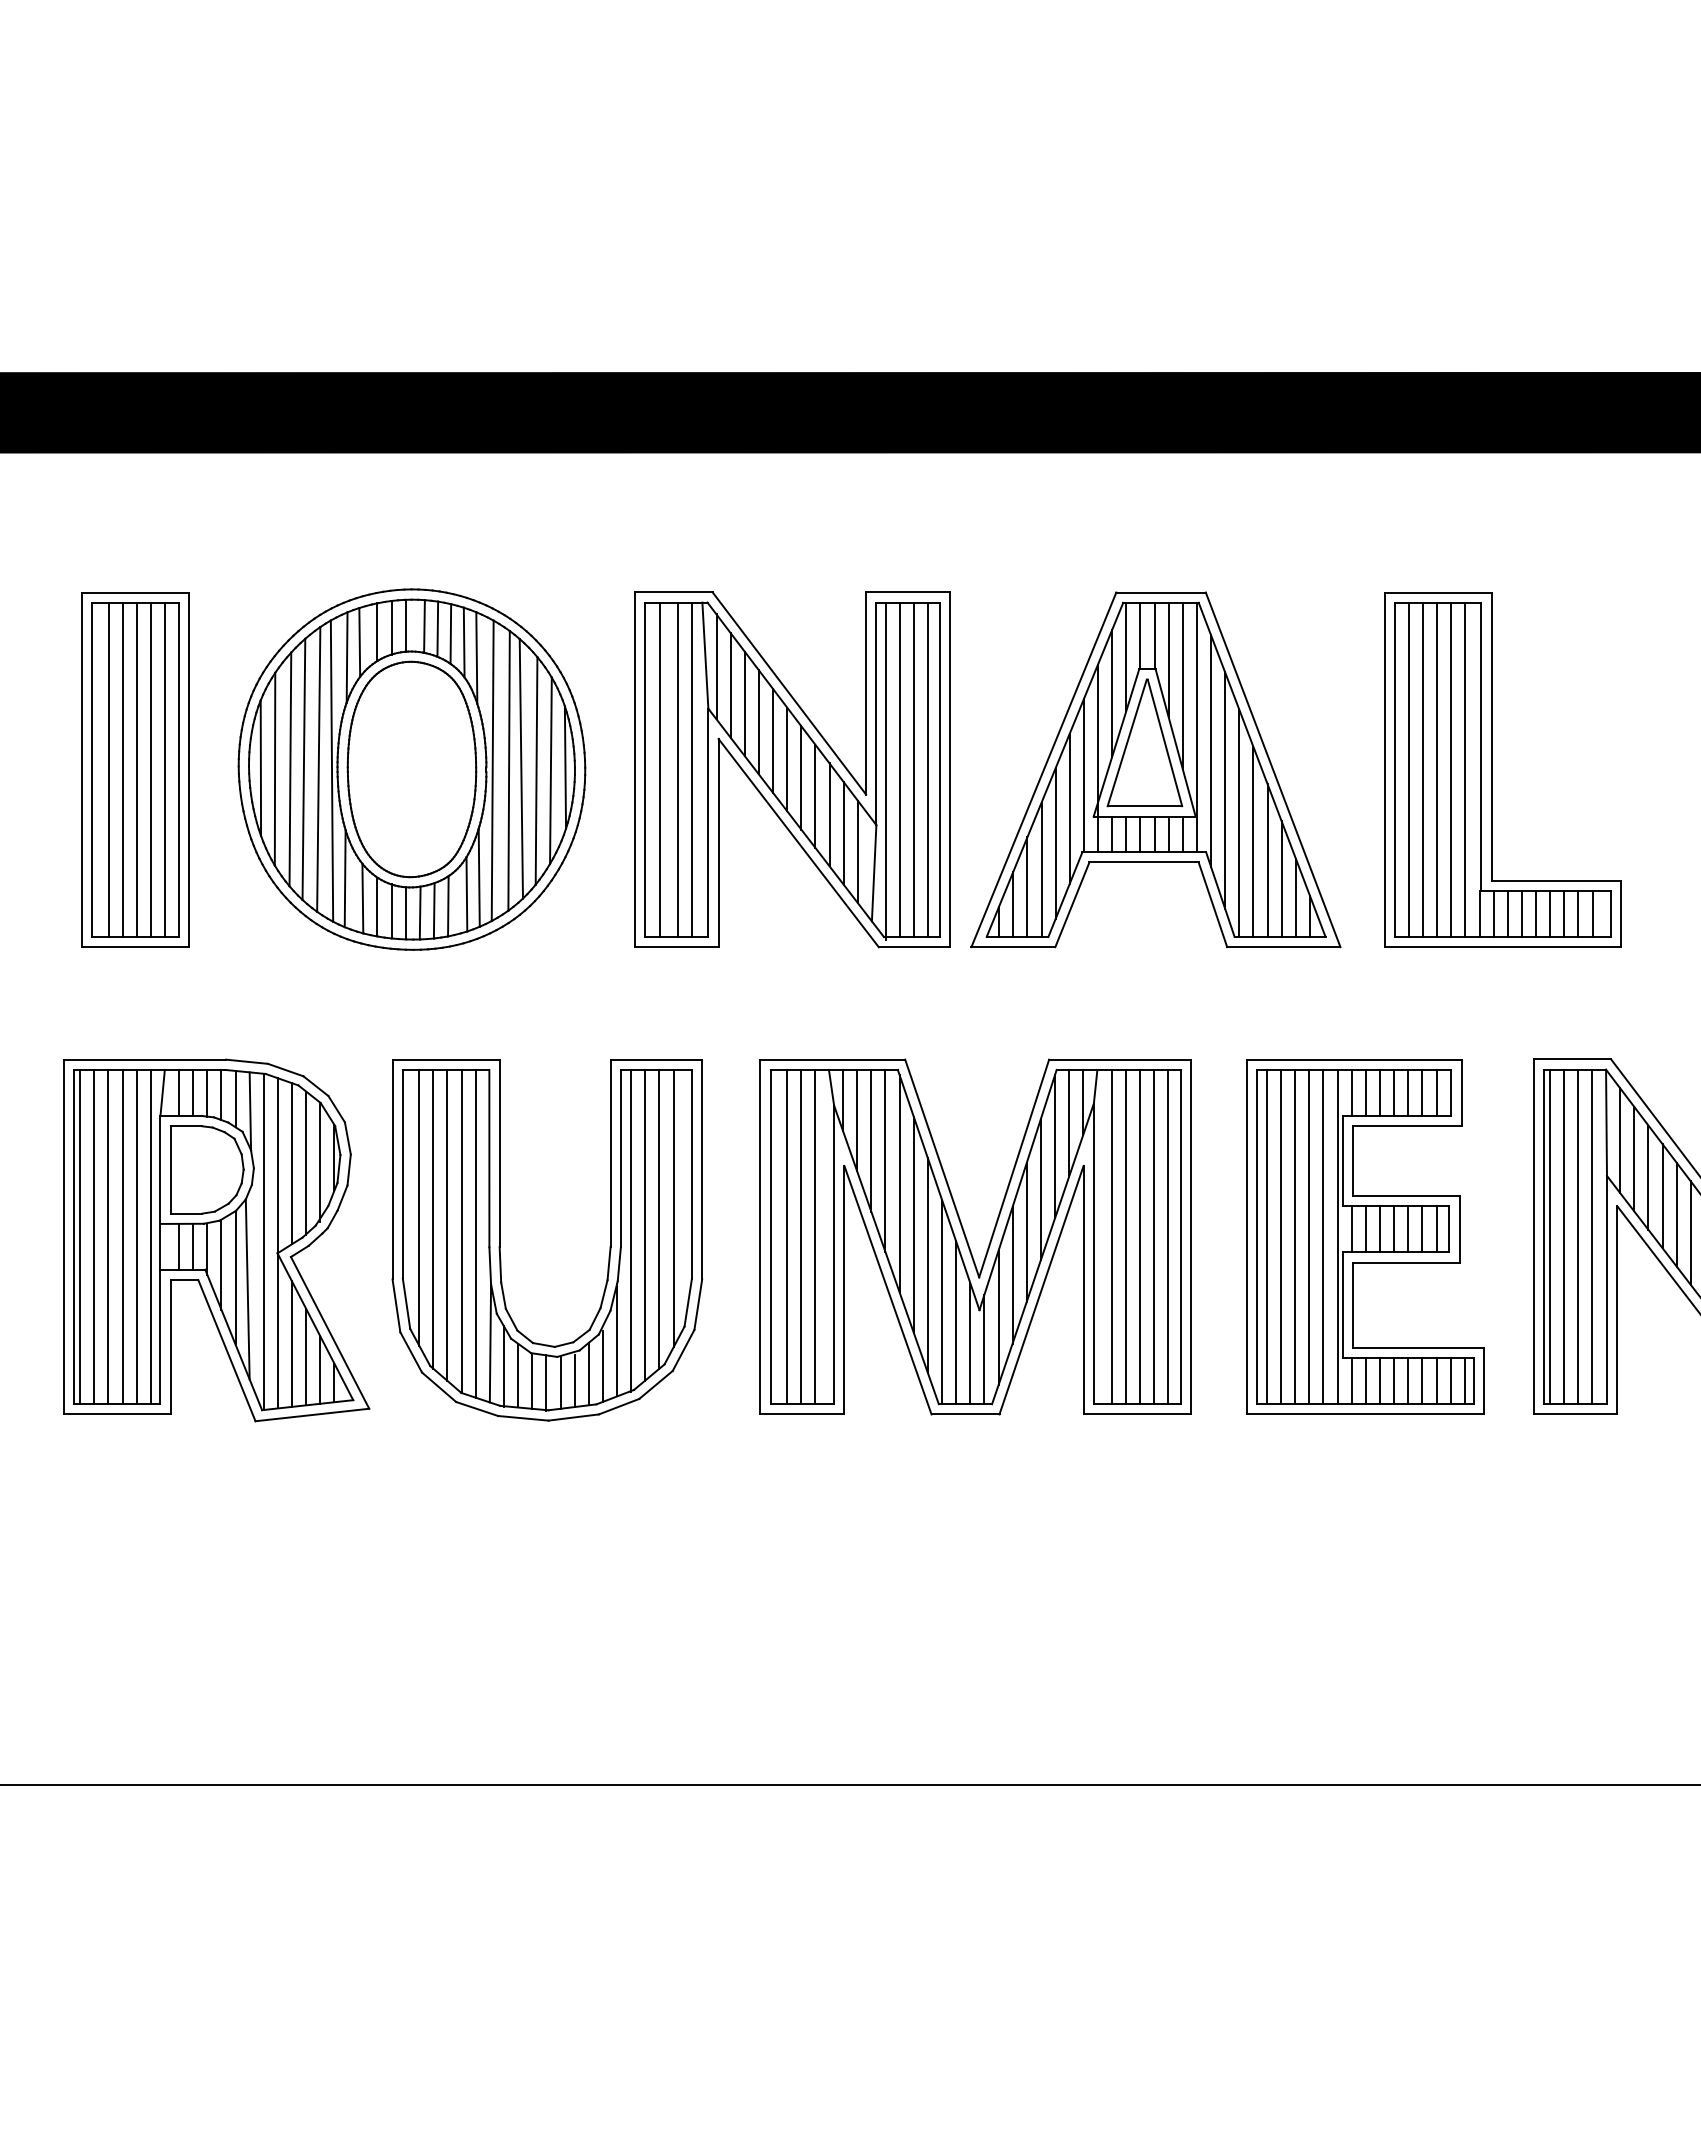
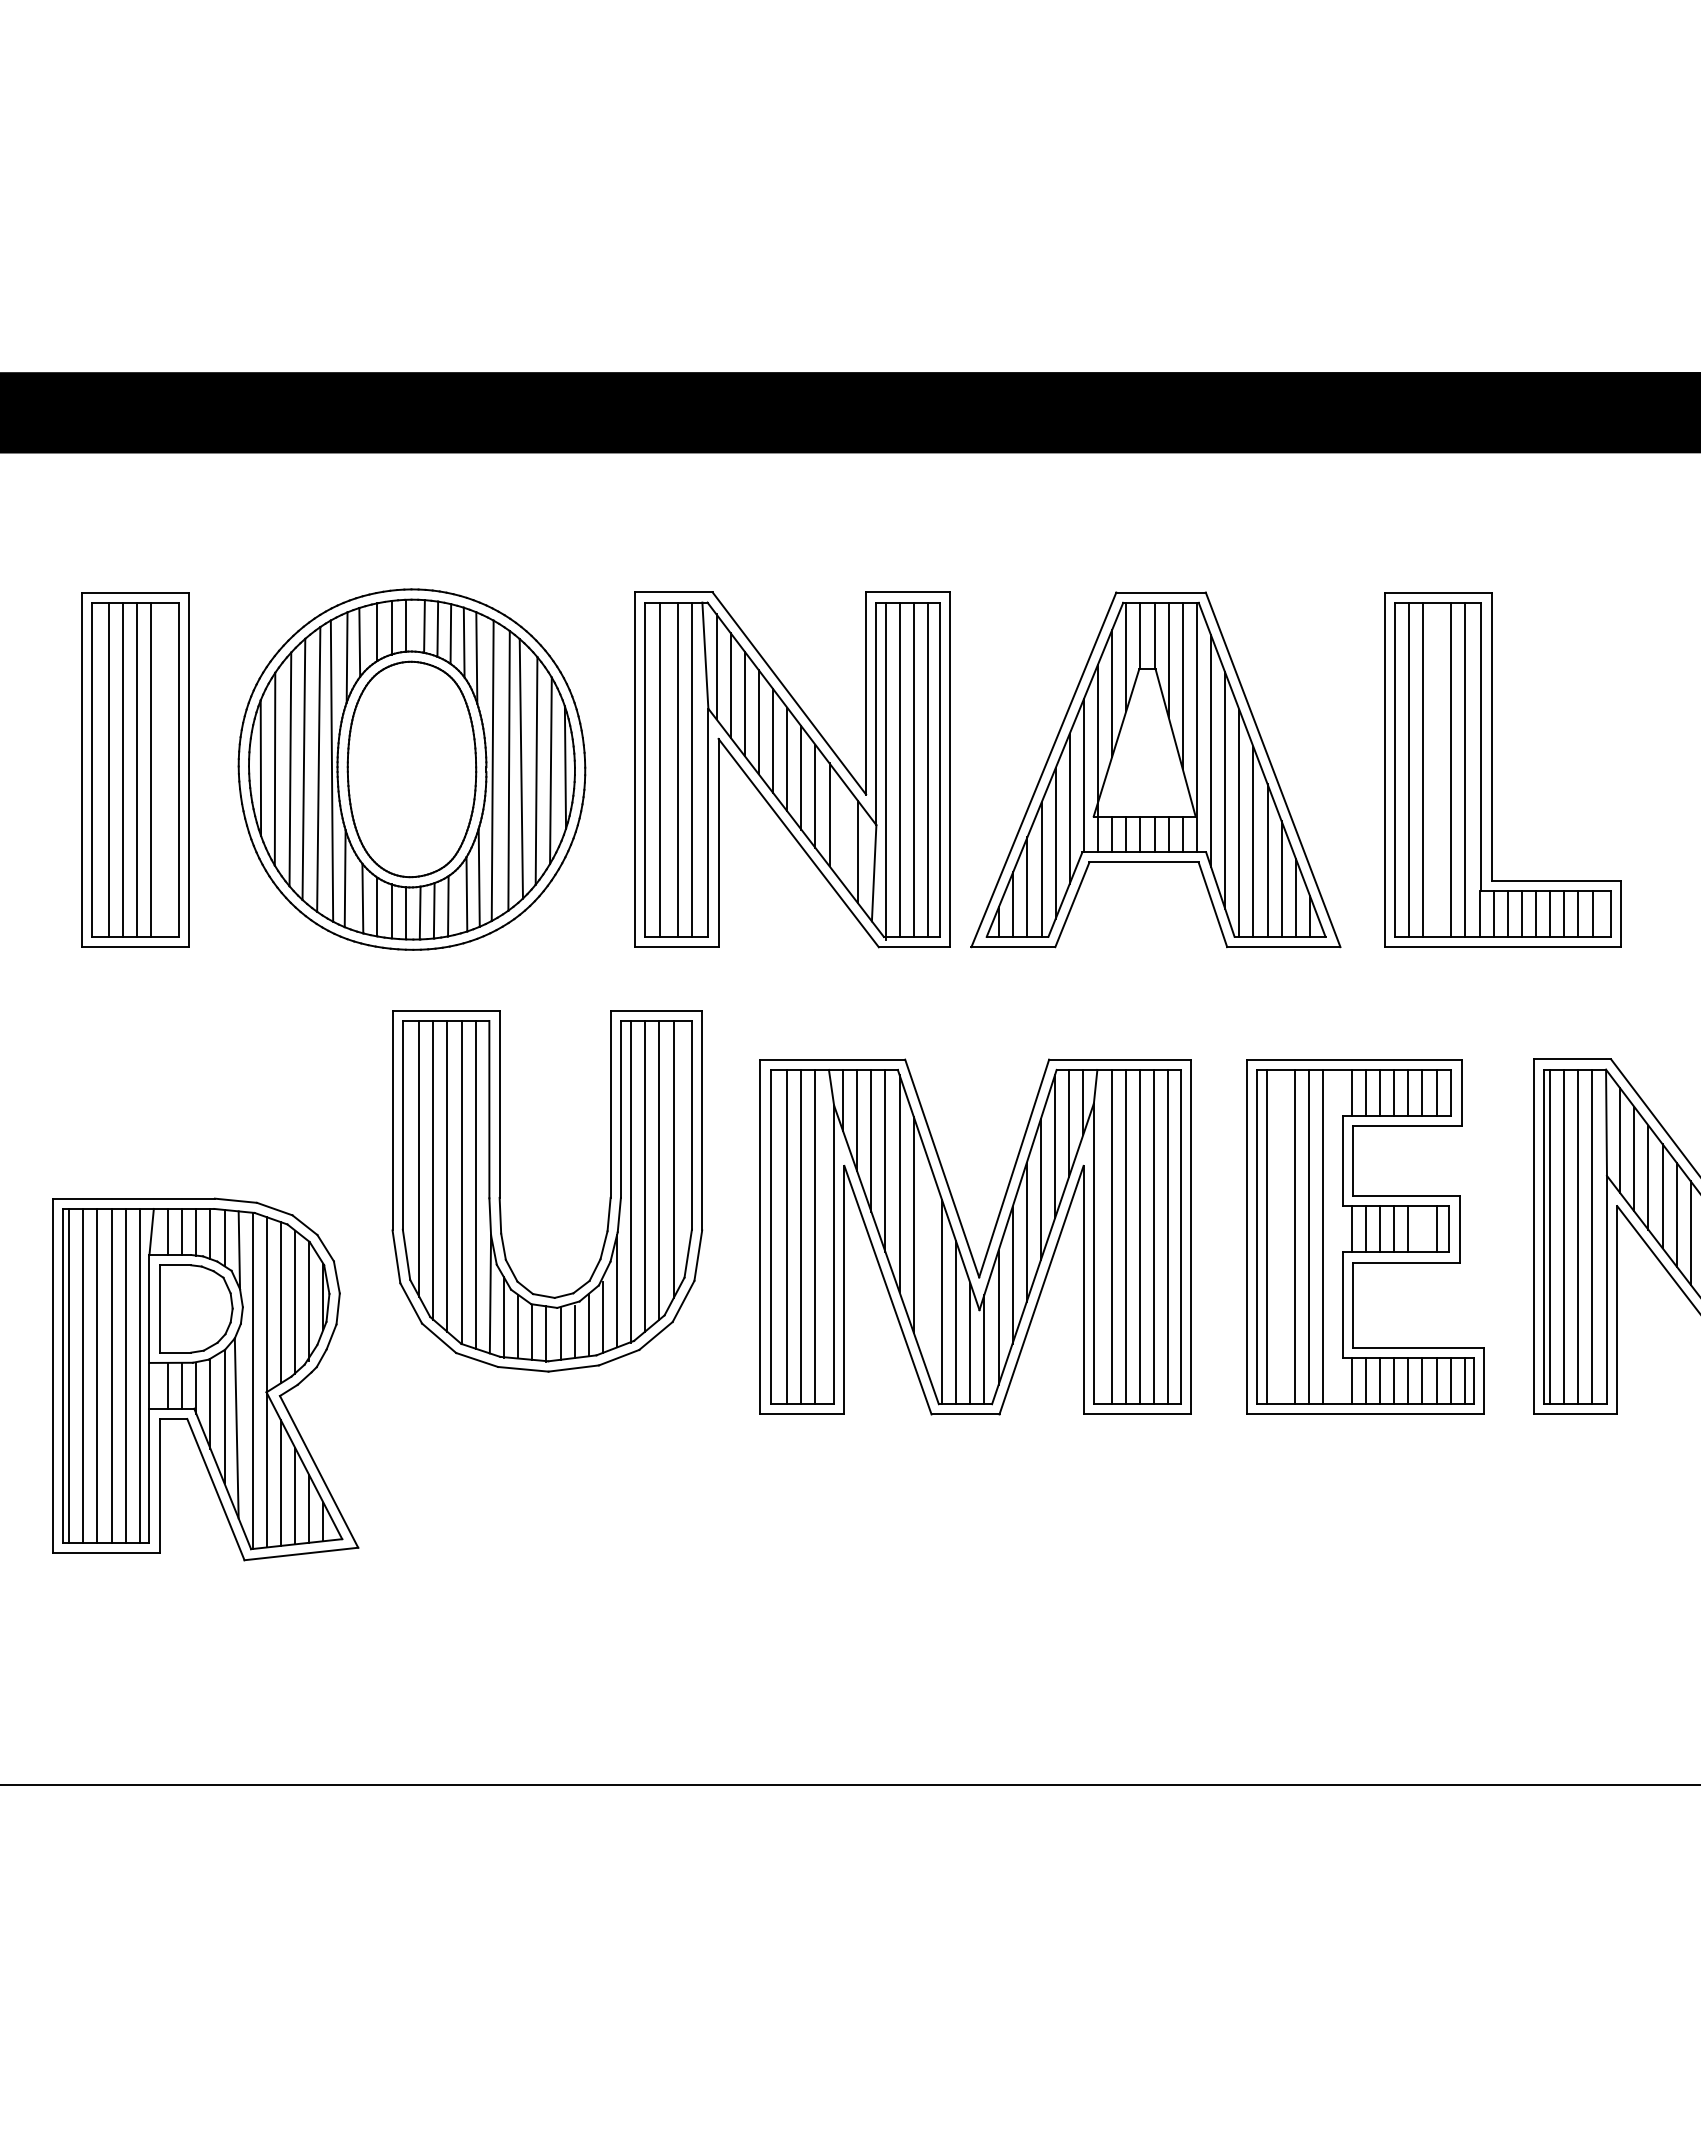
part: present -> none (1144, 742)
line: present -> none (165, 769)
line: present -> none (1437, 769)
line: present -> none (843, 833)
line: present -> none (1422, 1229)
line: present -> none (1281, 1236)
line: present -> none (1337, 1236)
part position: (216, 1240) -> (205, 1379) (205, 1379)
part position: (500, 1240) -> (500, 1191) (500, 1191)
line: present -> none (927, 1265)
